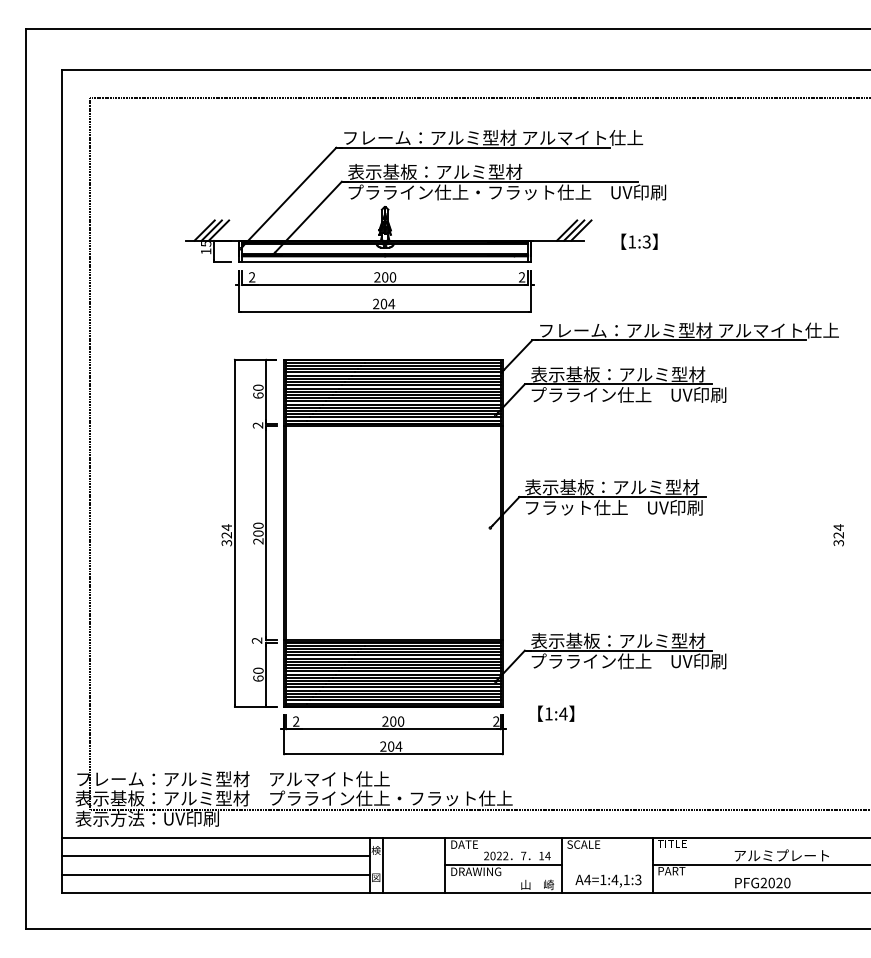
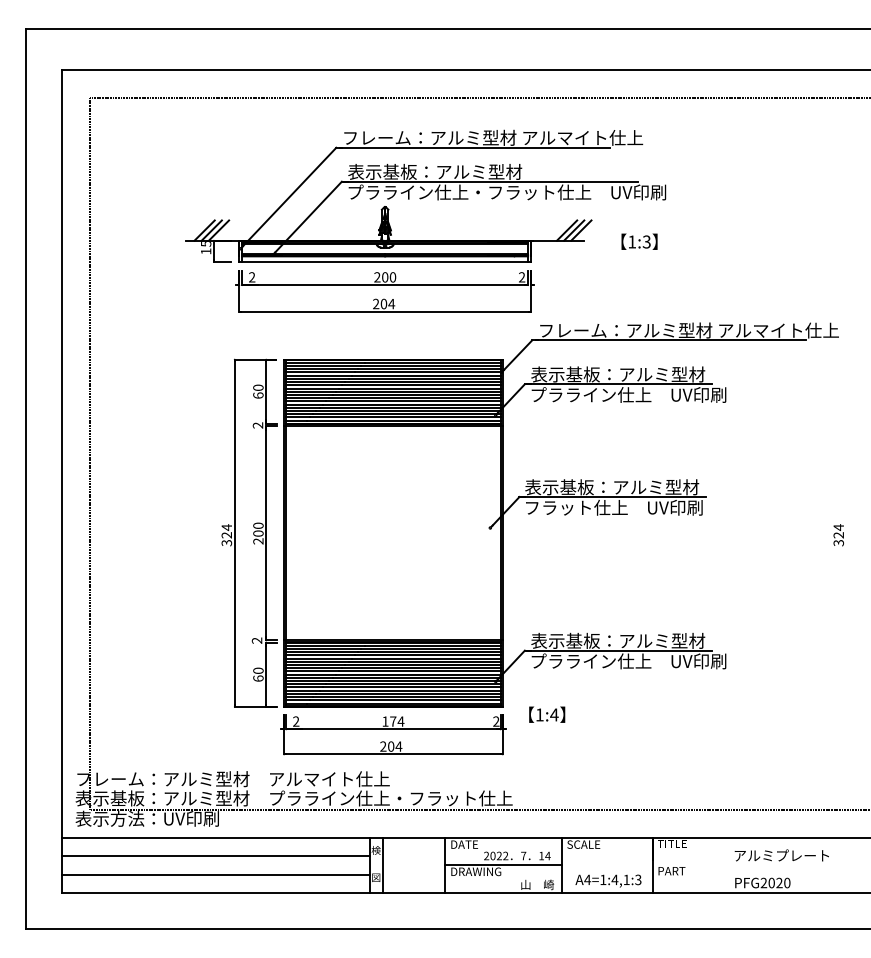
text position: (556, 713) -> (547, 714) (547, 714)
text: 200 -> 174 (393, 721)
line: present -> none (760, 865)
